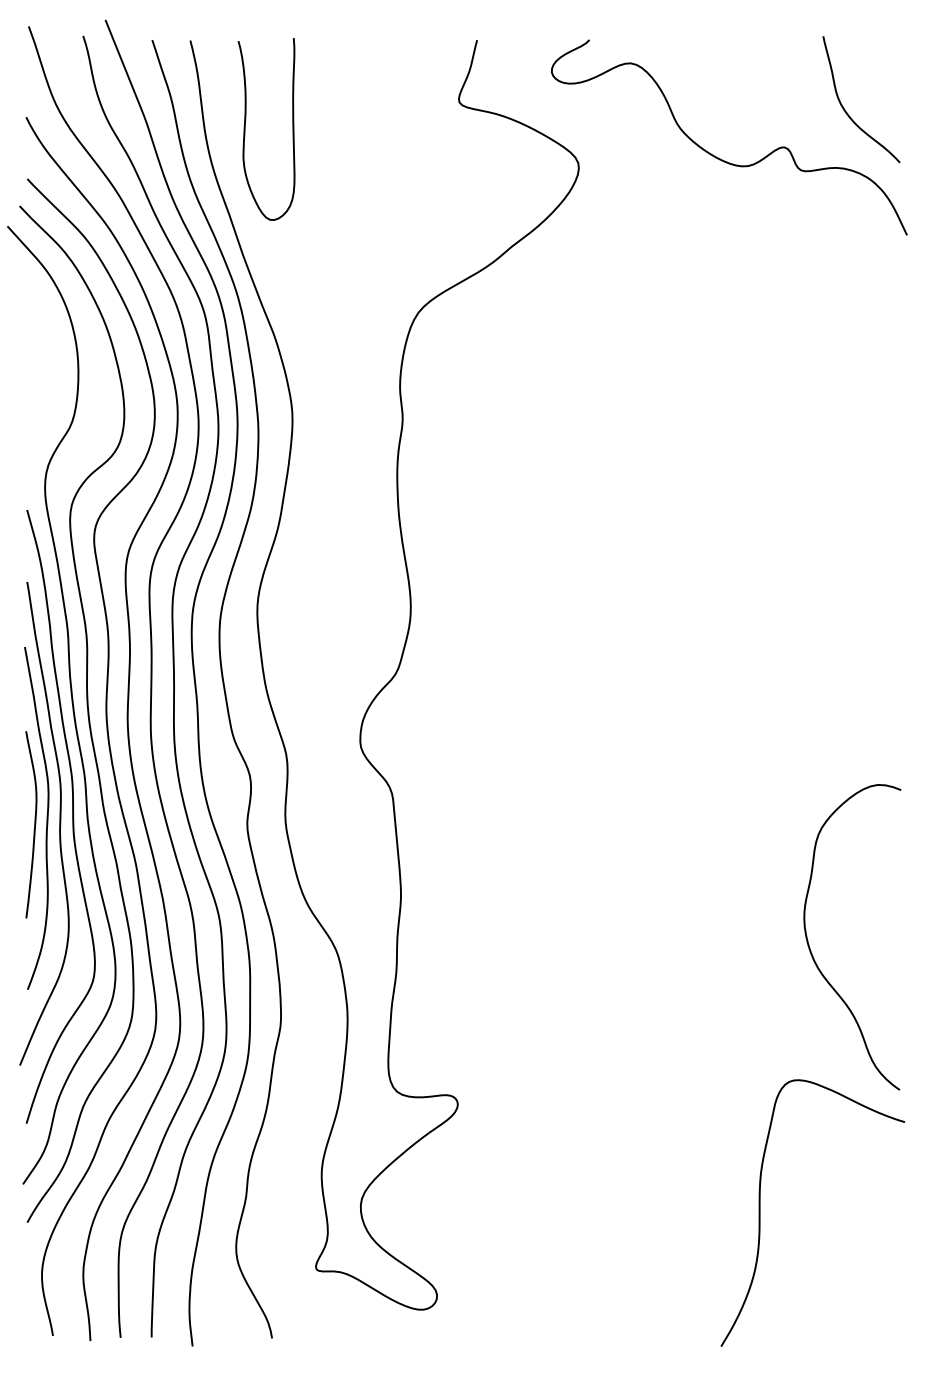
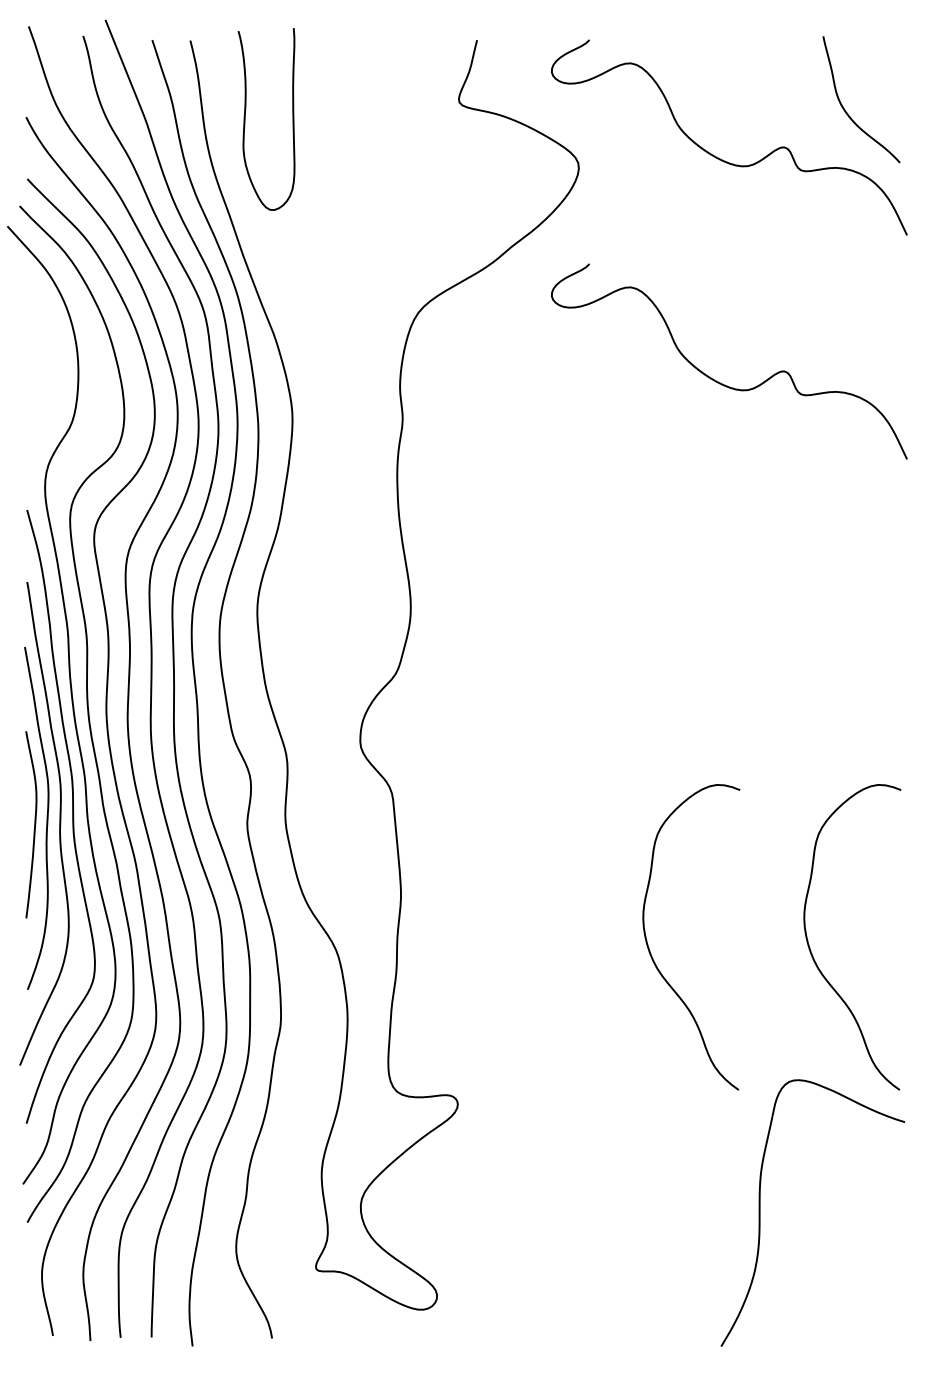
curve position: (245, 129) -> (245, 119) (245, 119)
curve: none -> present (718, 381)
curve: none -> present (650, 950)
